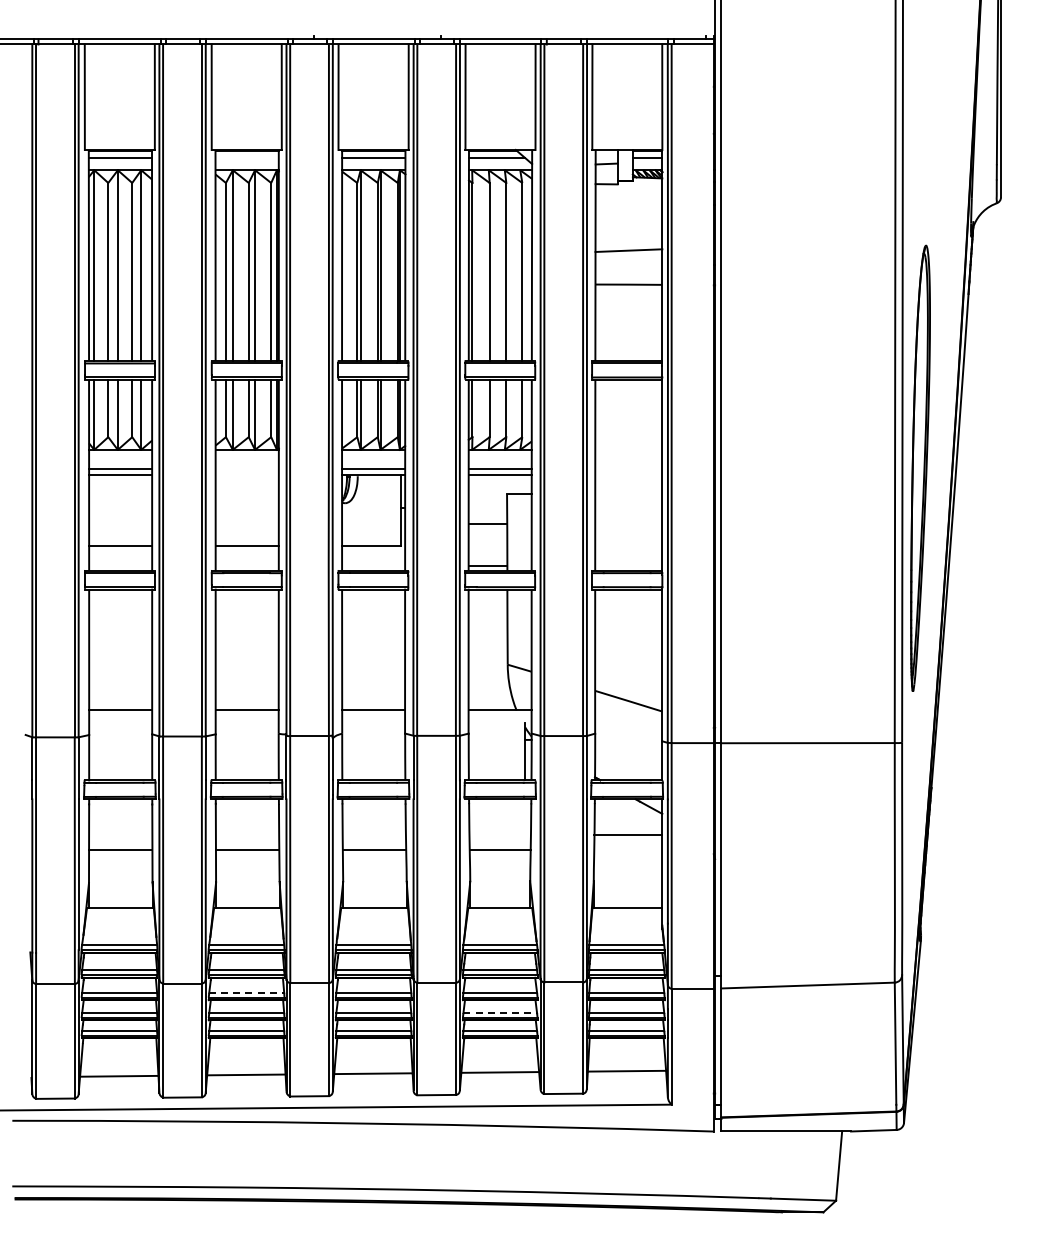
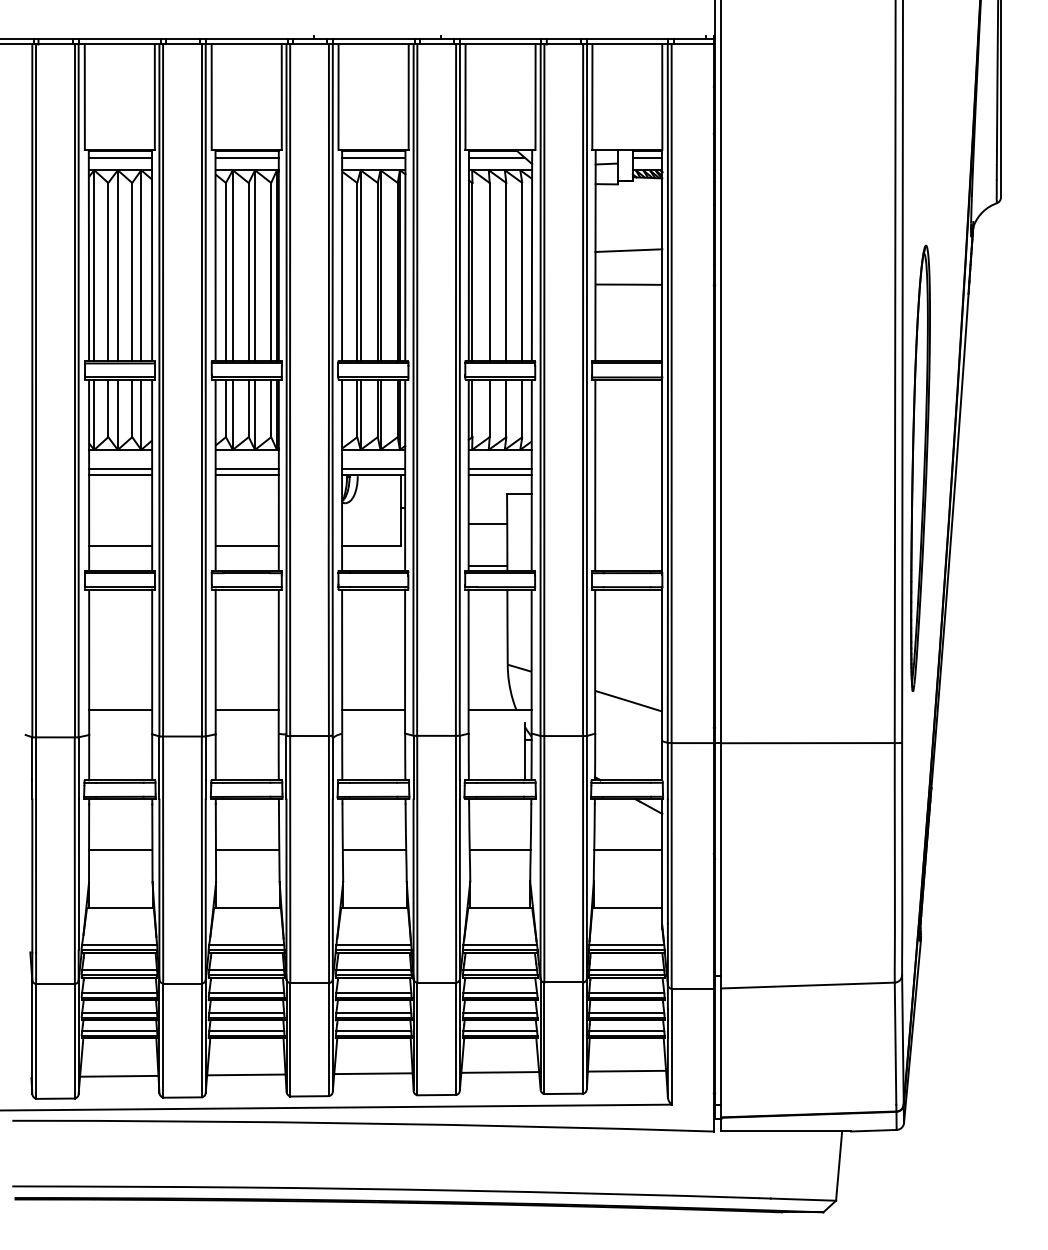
line: none -> present (246, 157)
line: none -> present (246, 468)
line: none -> present (246, 475)
line position: (628, 835) -> (628, 850) (628, 850)
line: dashed -> solid (247, 992)
line: dashed -> solid (500, 1013)
